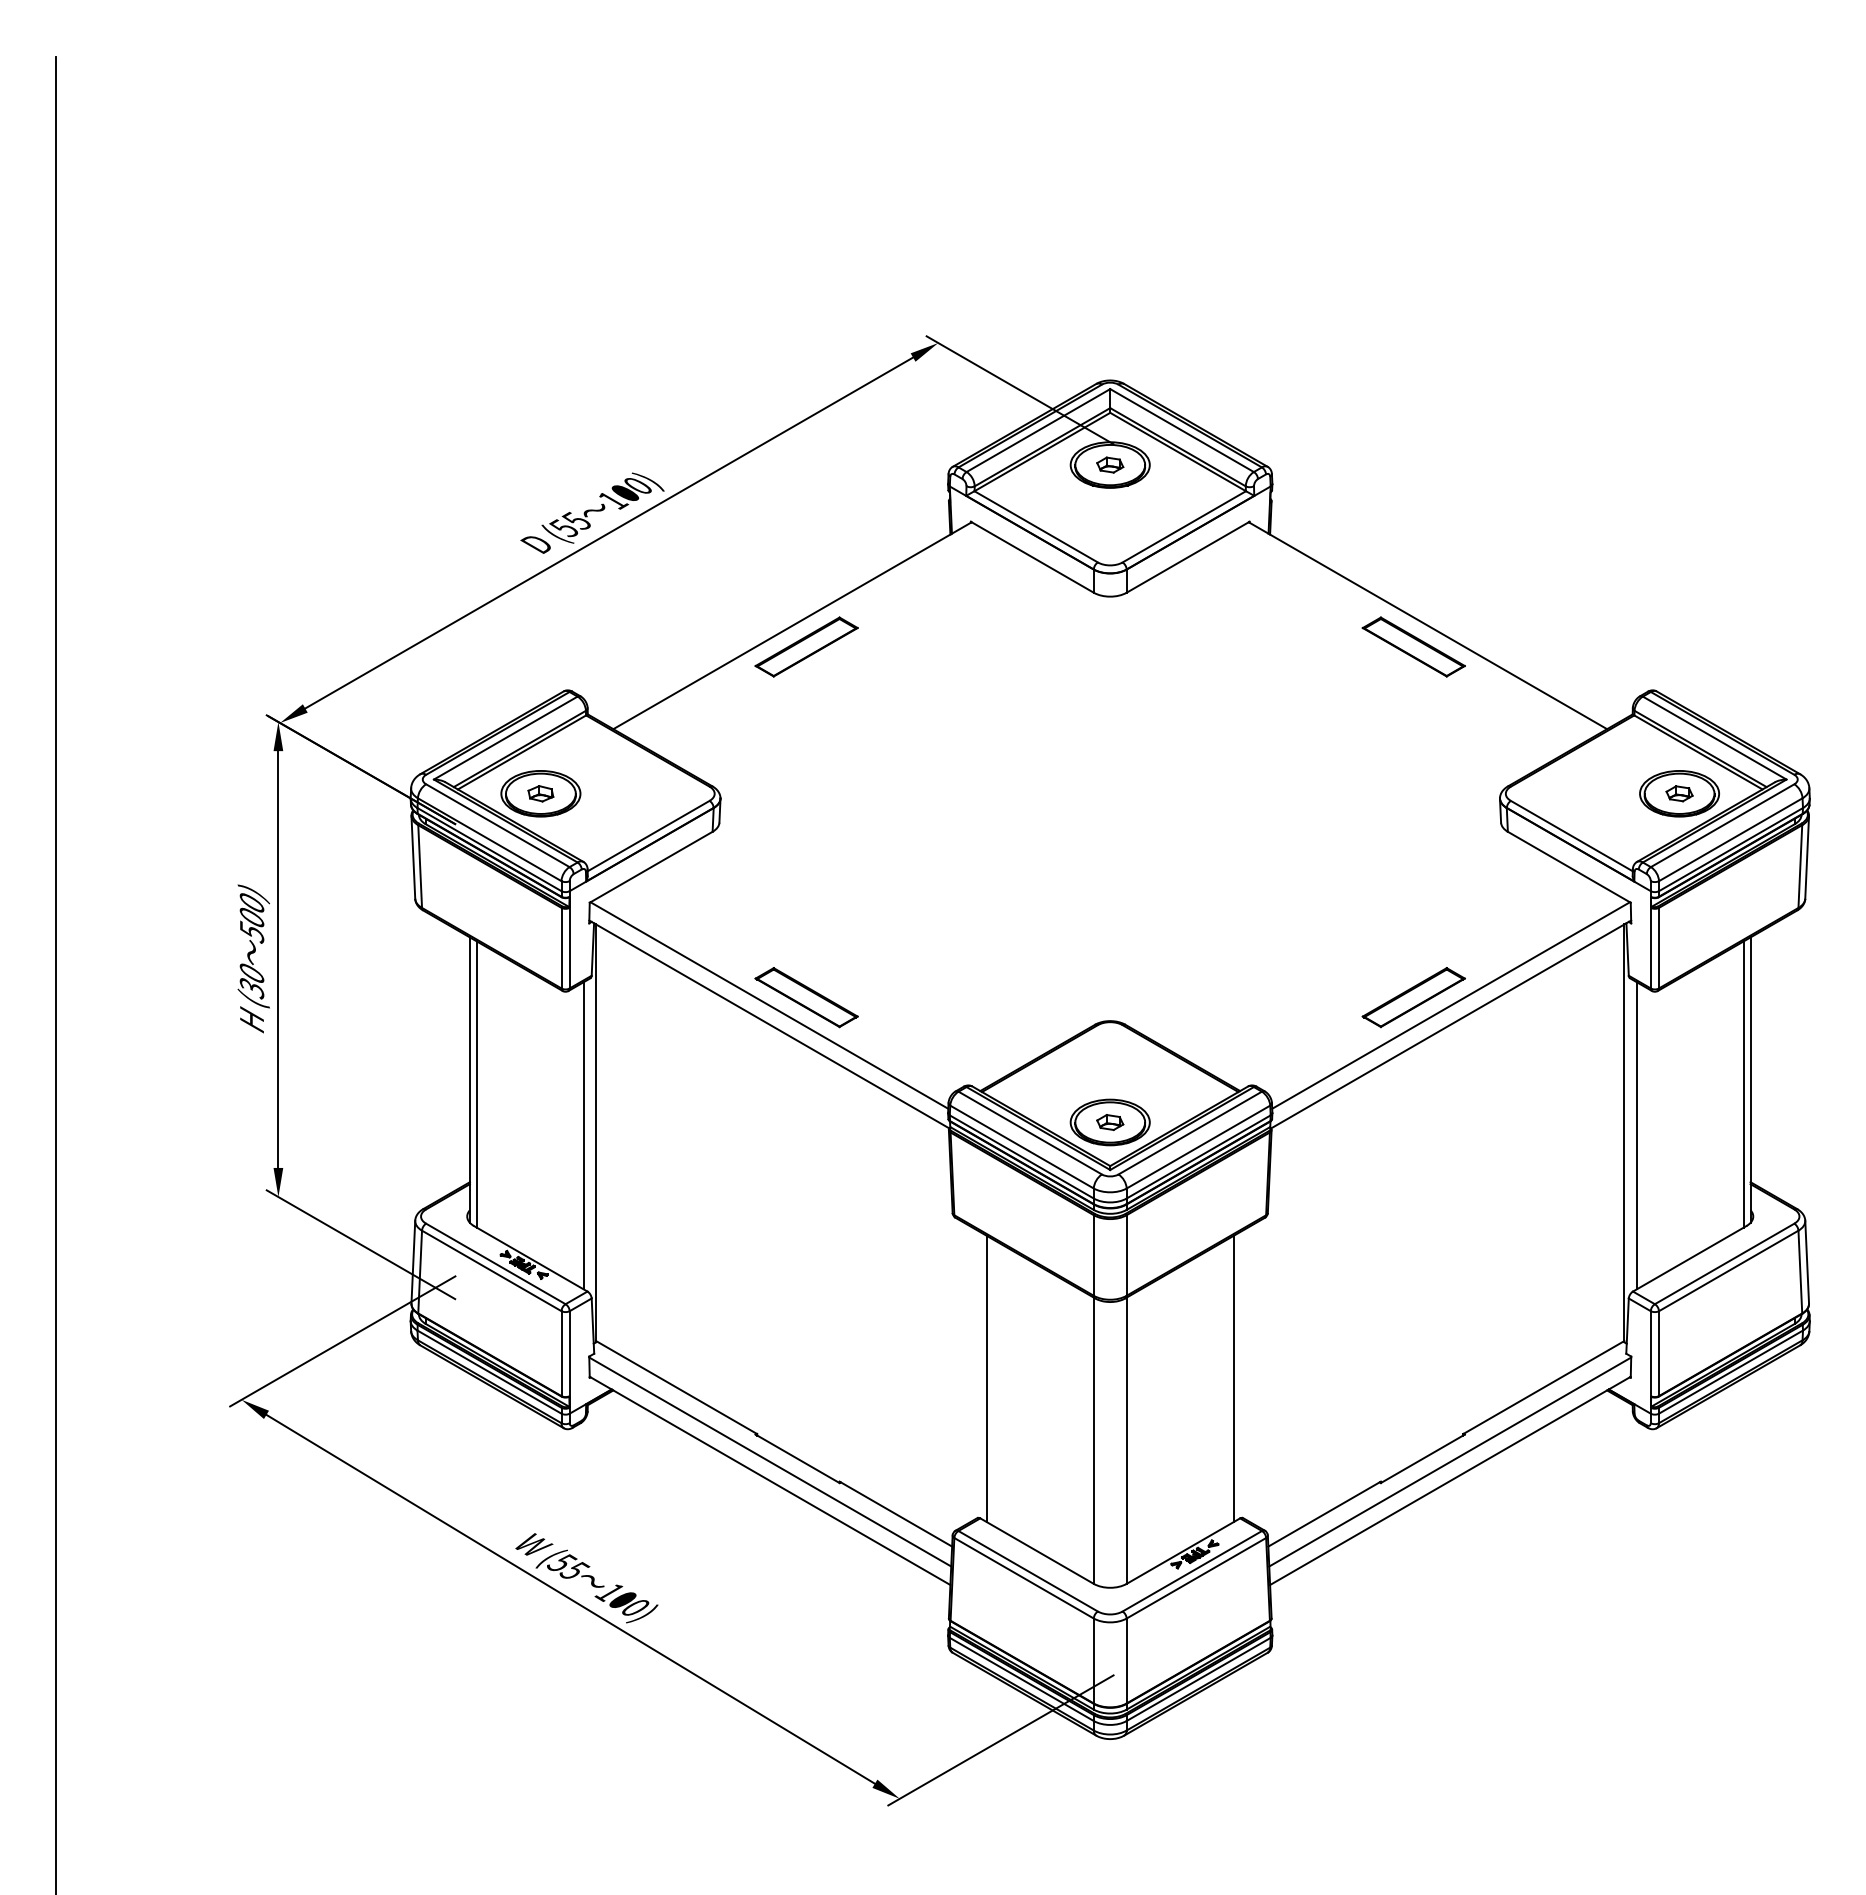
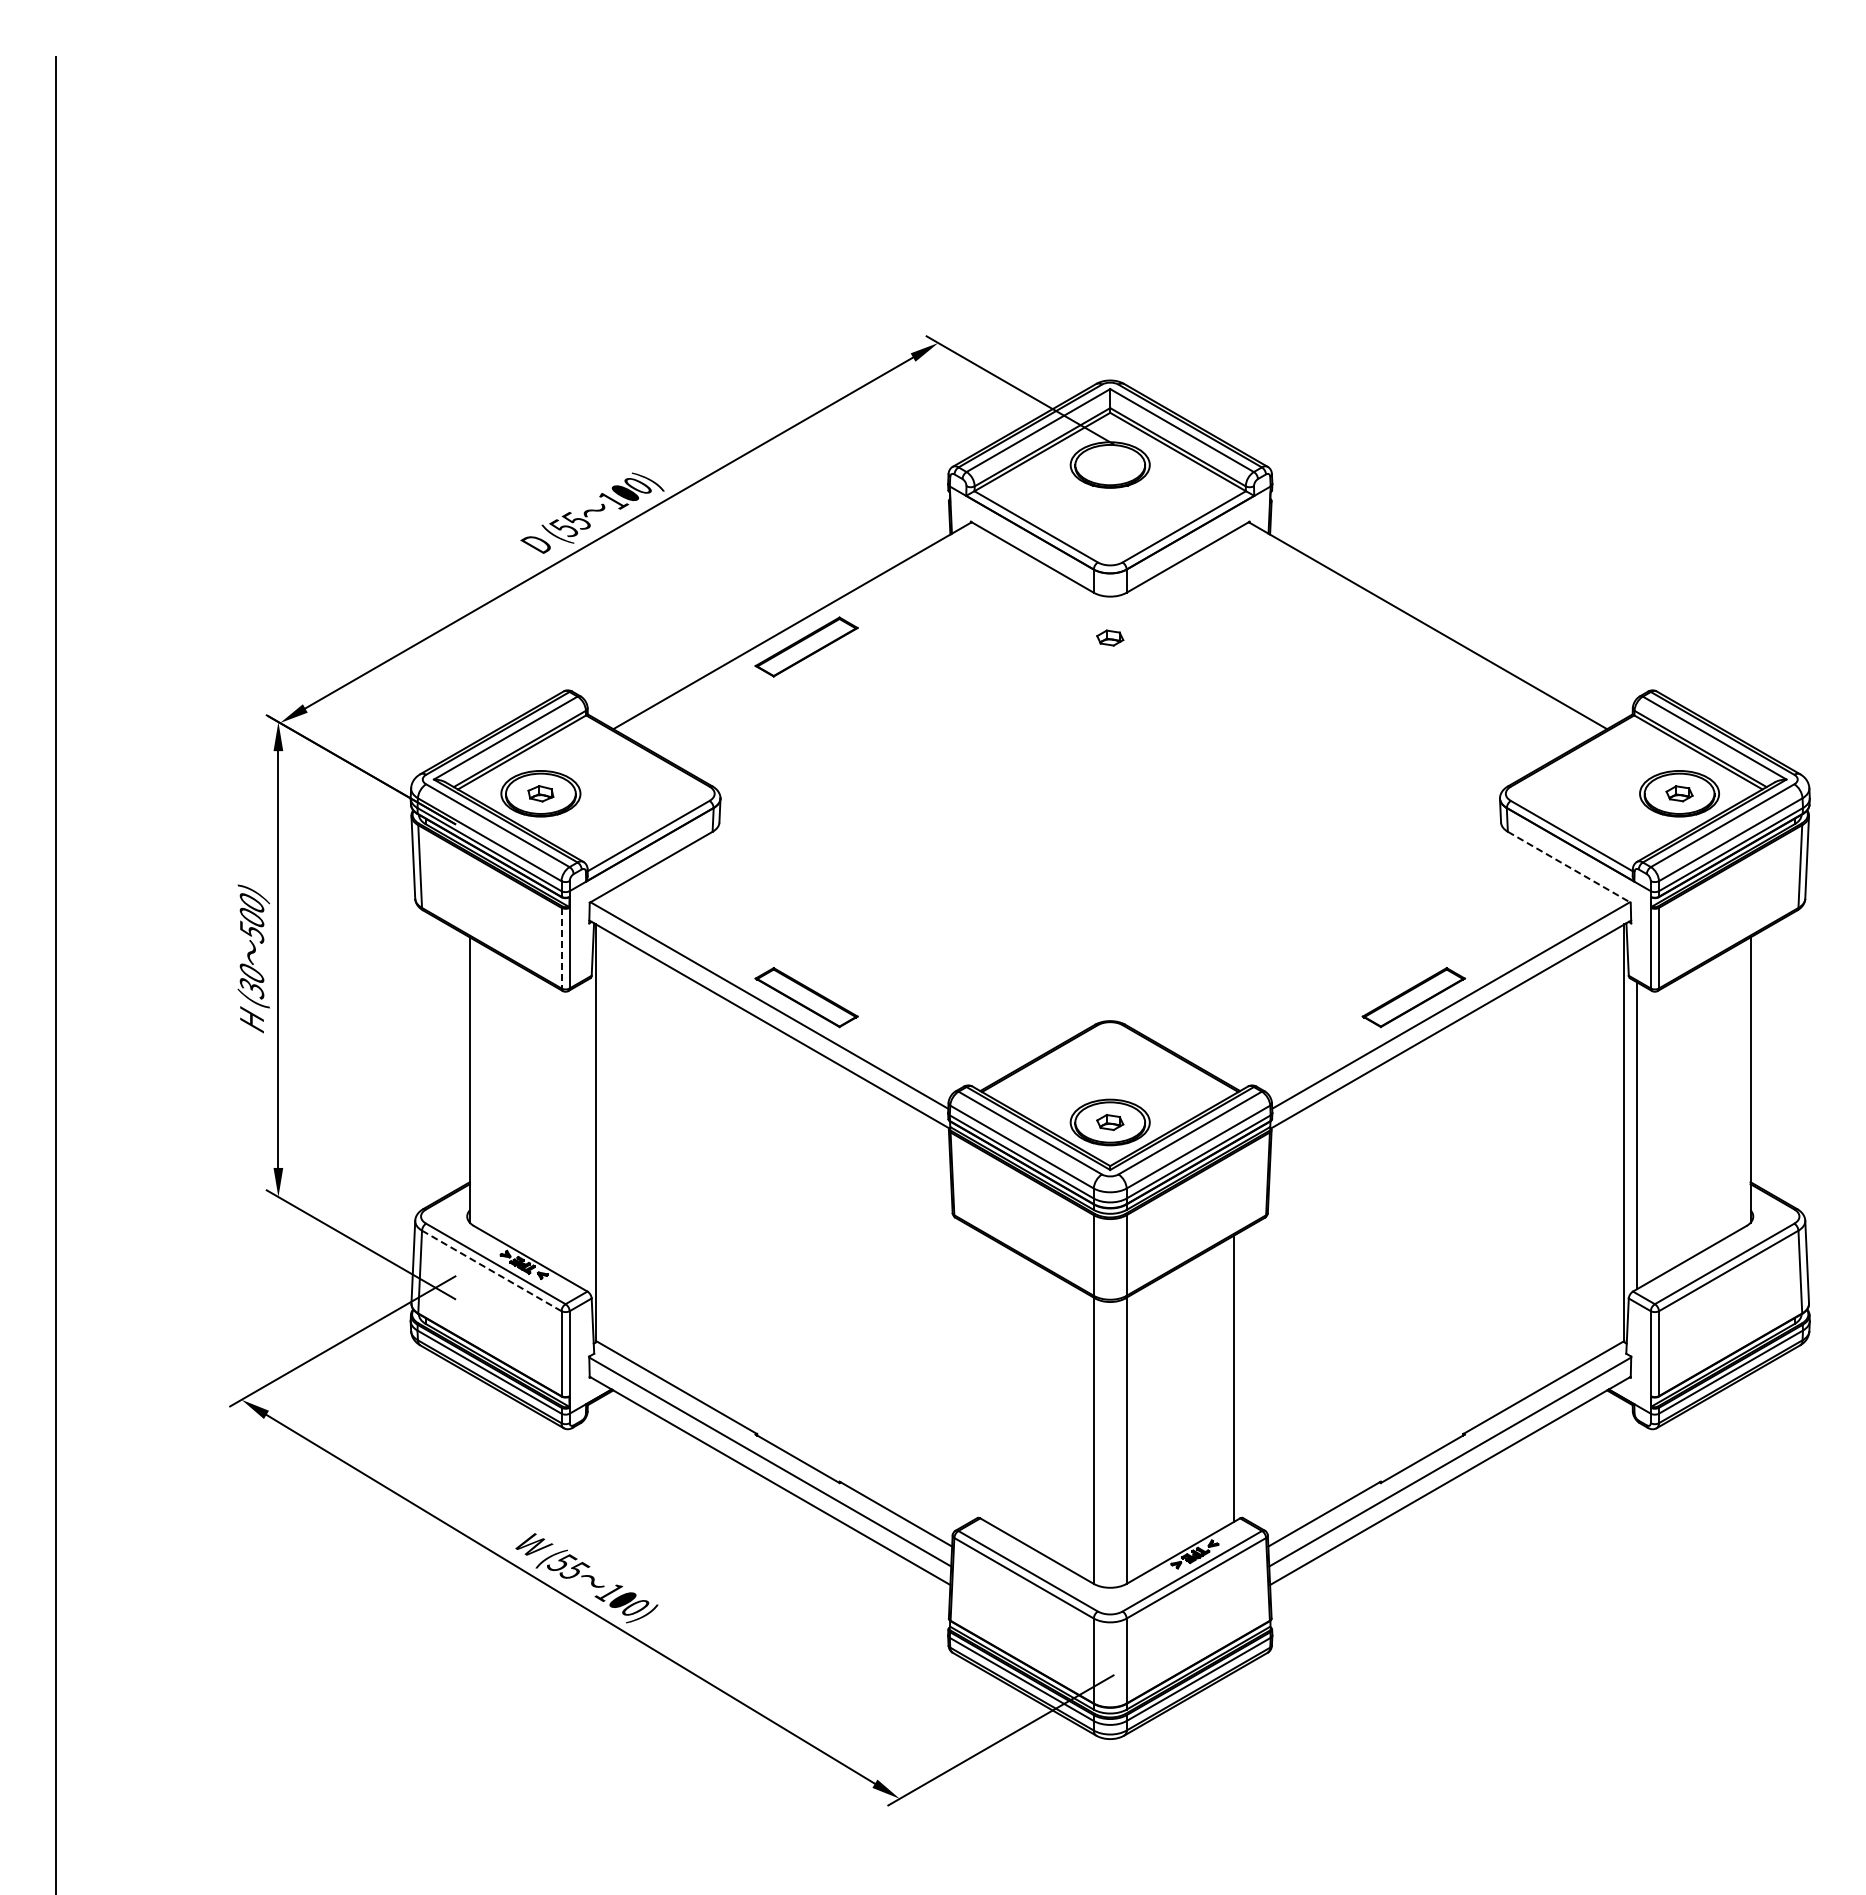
part position: (1110, 464) -> (1110, 637) (1110, 637)
part: present -> none (1413, 646)
line: solid -> dashed (1569, 867)
line: solid -> dashed (561, 948)
line: present -> none (476, 1084)
line: present -> none (1743, 1084)
line: present -> none (583, 1135)
line: solid -> dashed (491, 1270)
line: present -> none (986, 1378)
